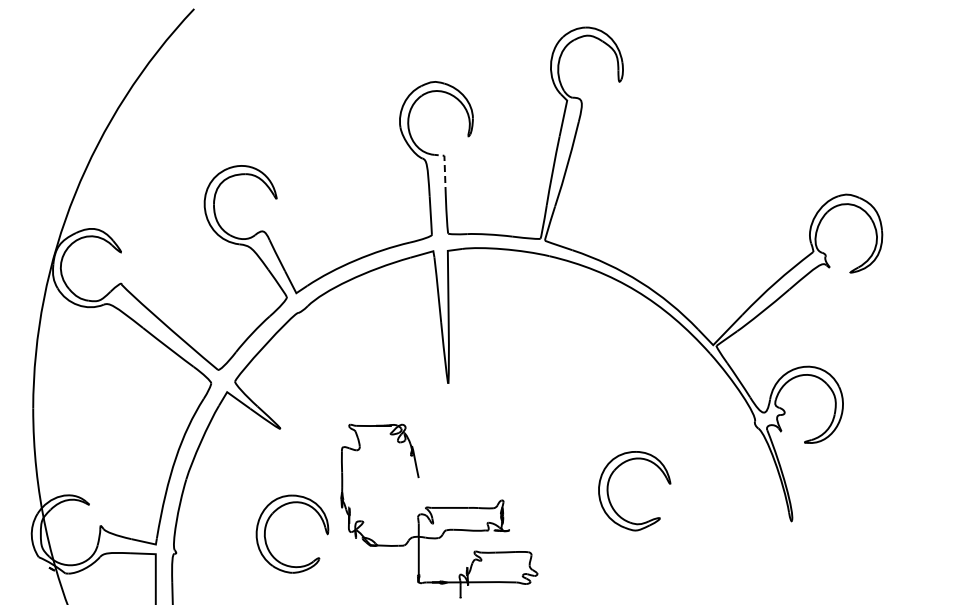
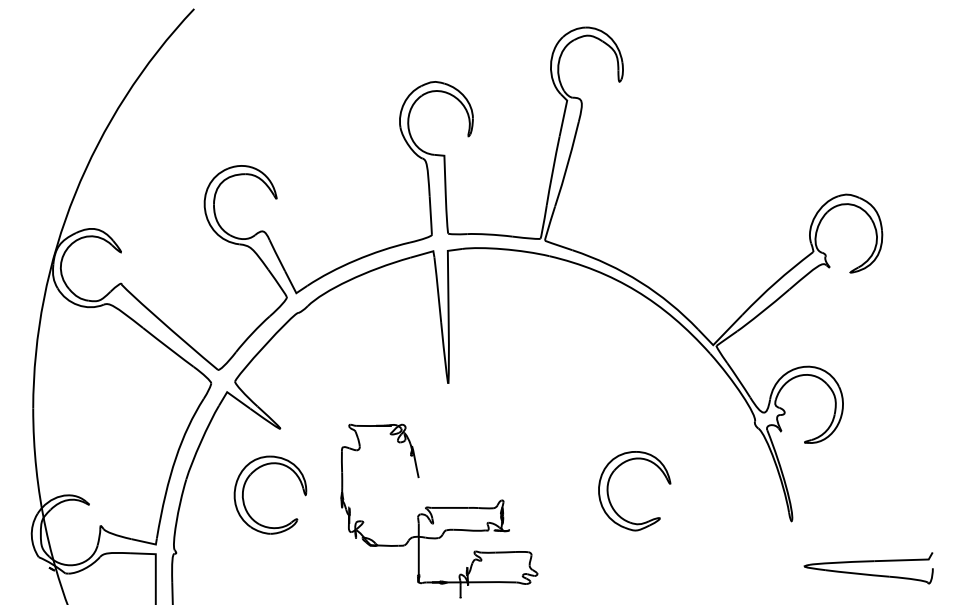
line: dashed -> solid (444, 168)
part position: (266, 529) -> (244, 490) (244, 490)
part: none -> present (868, 568)
